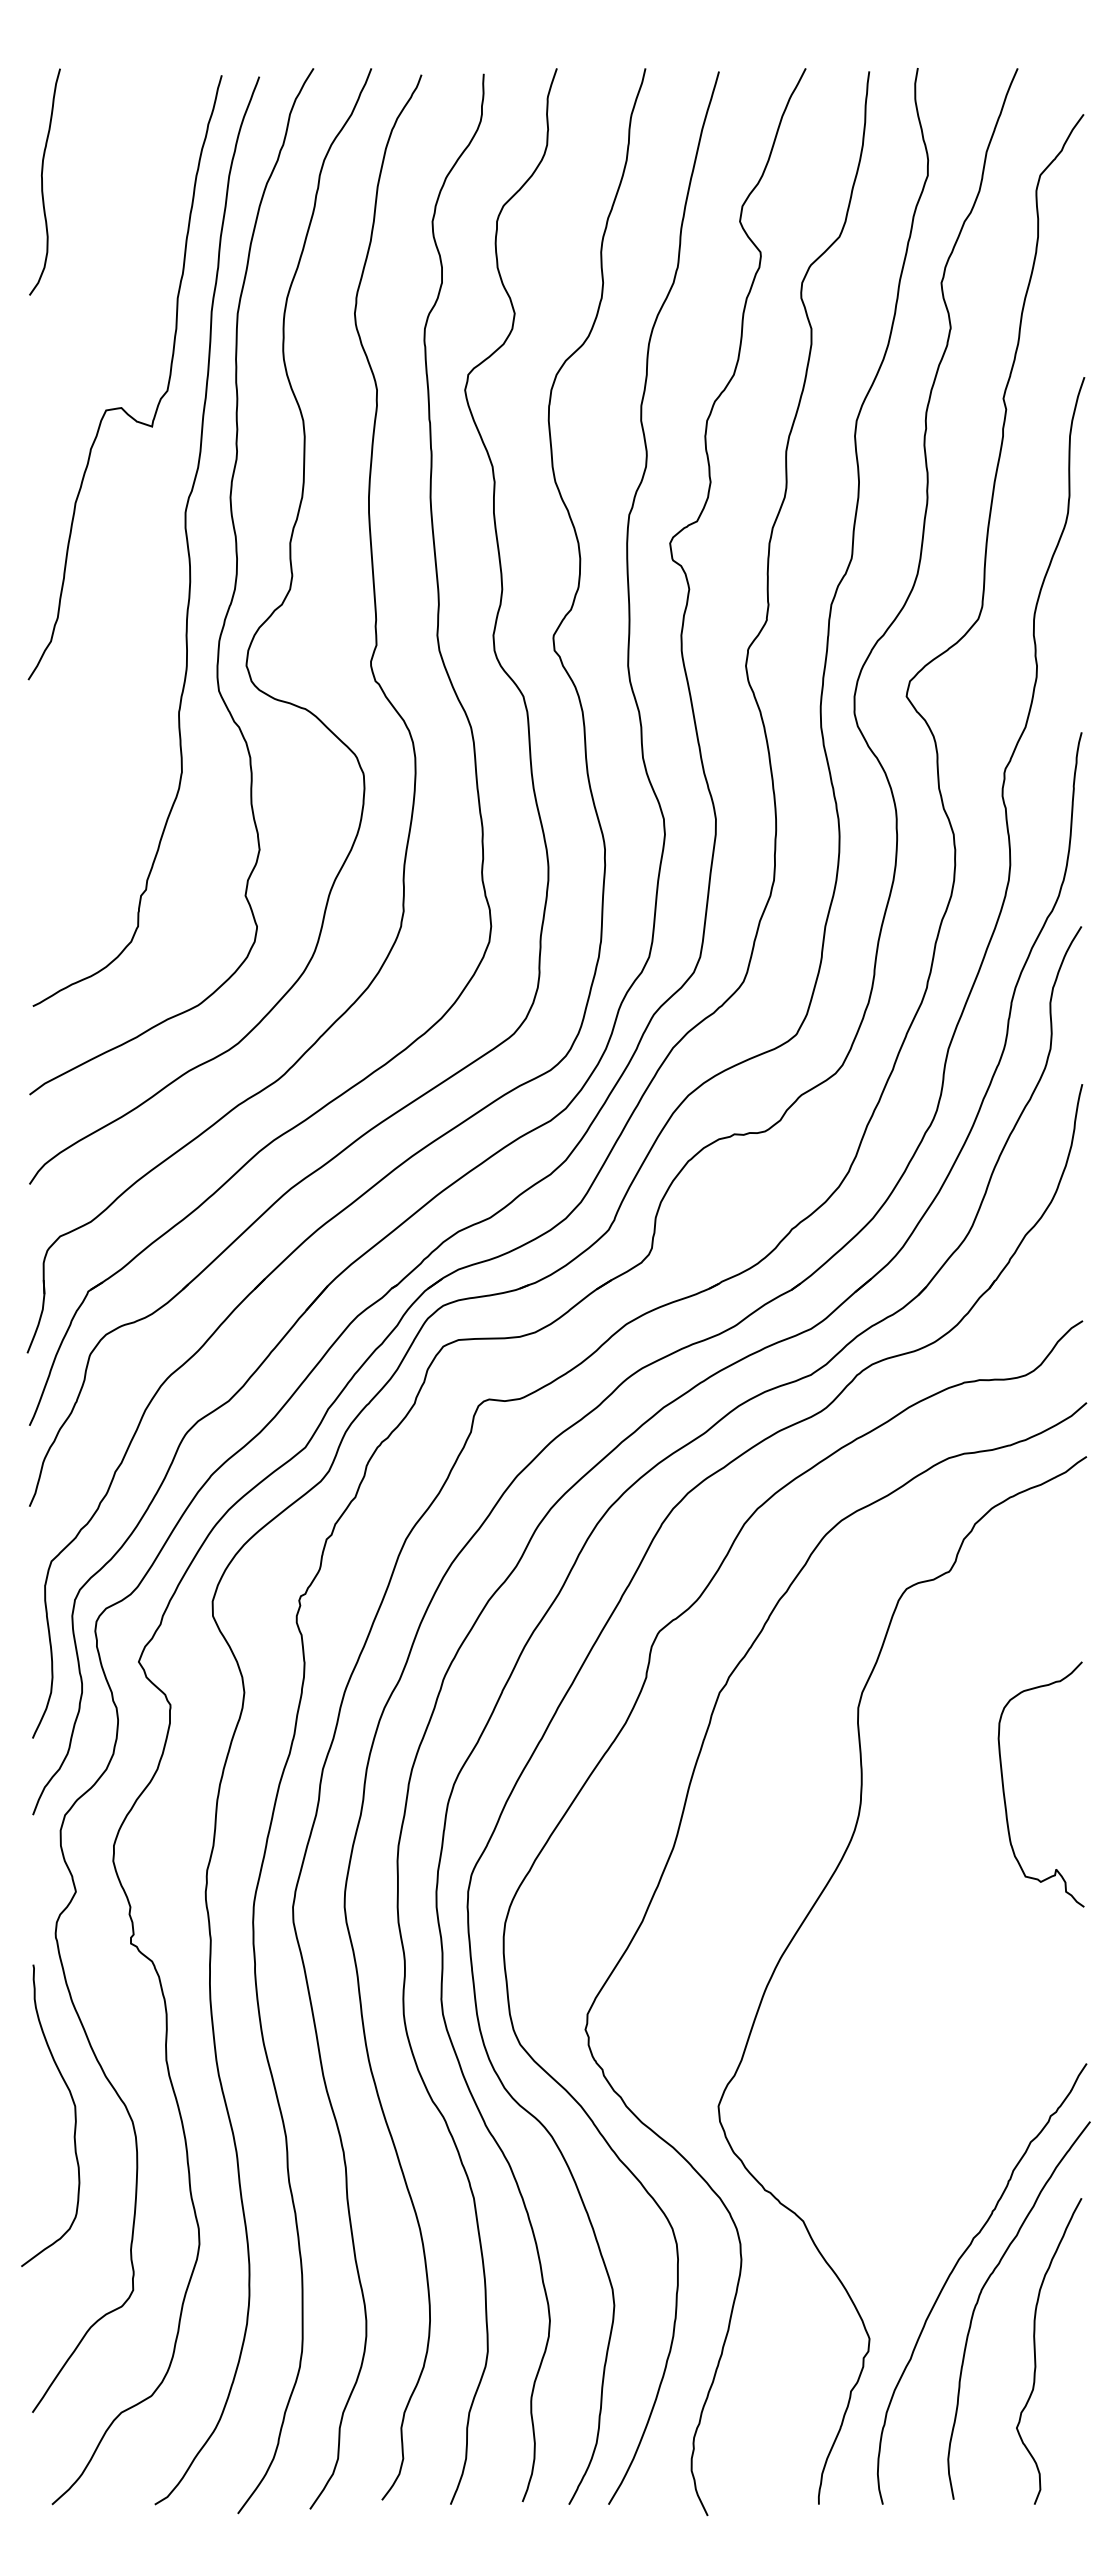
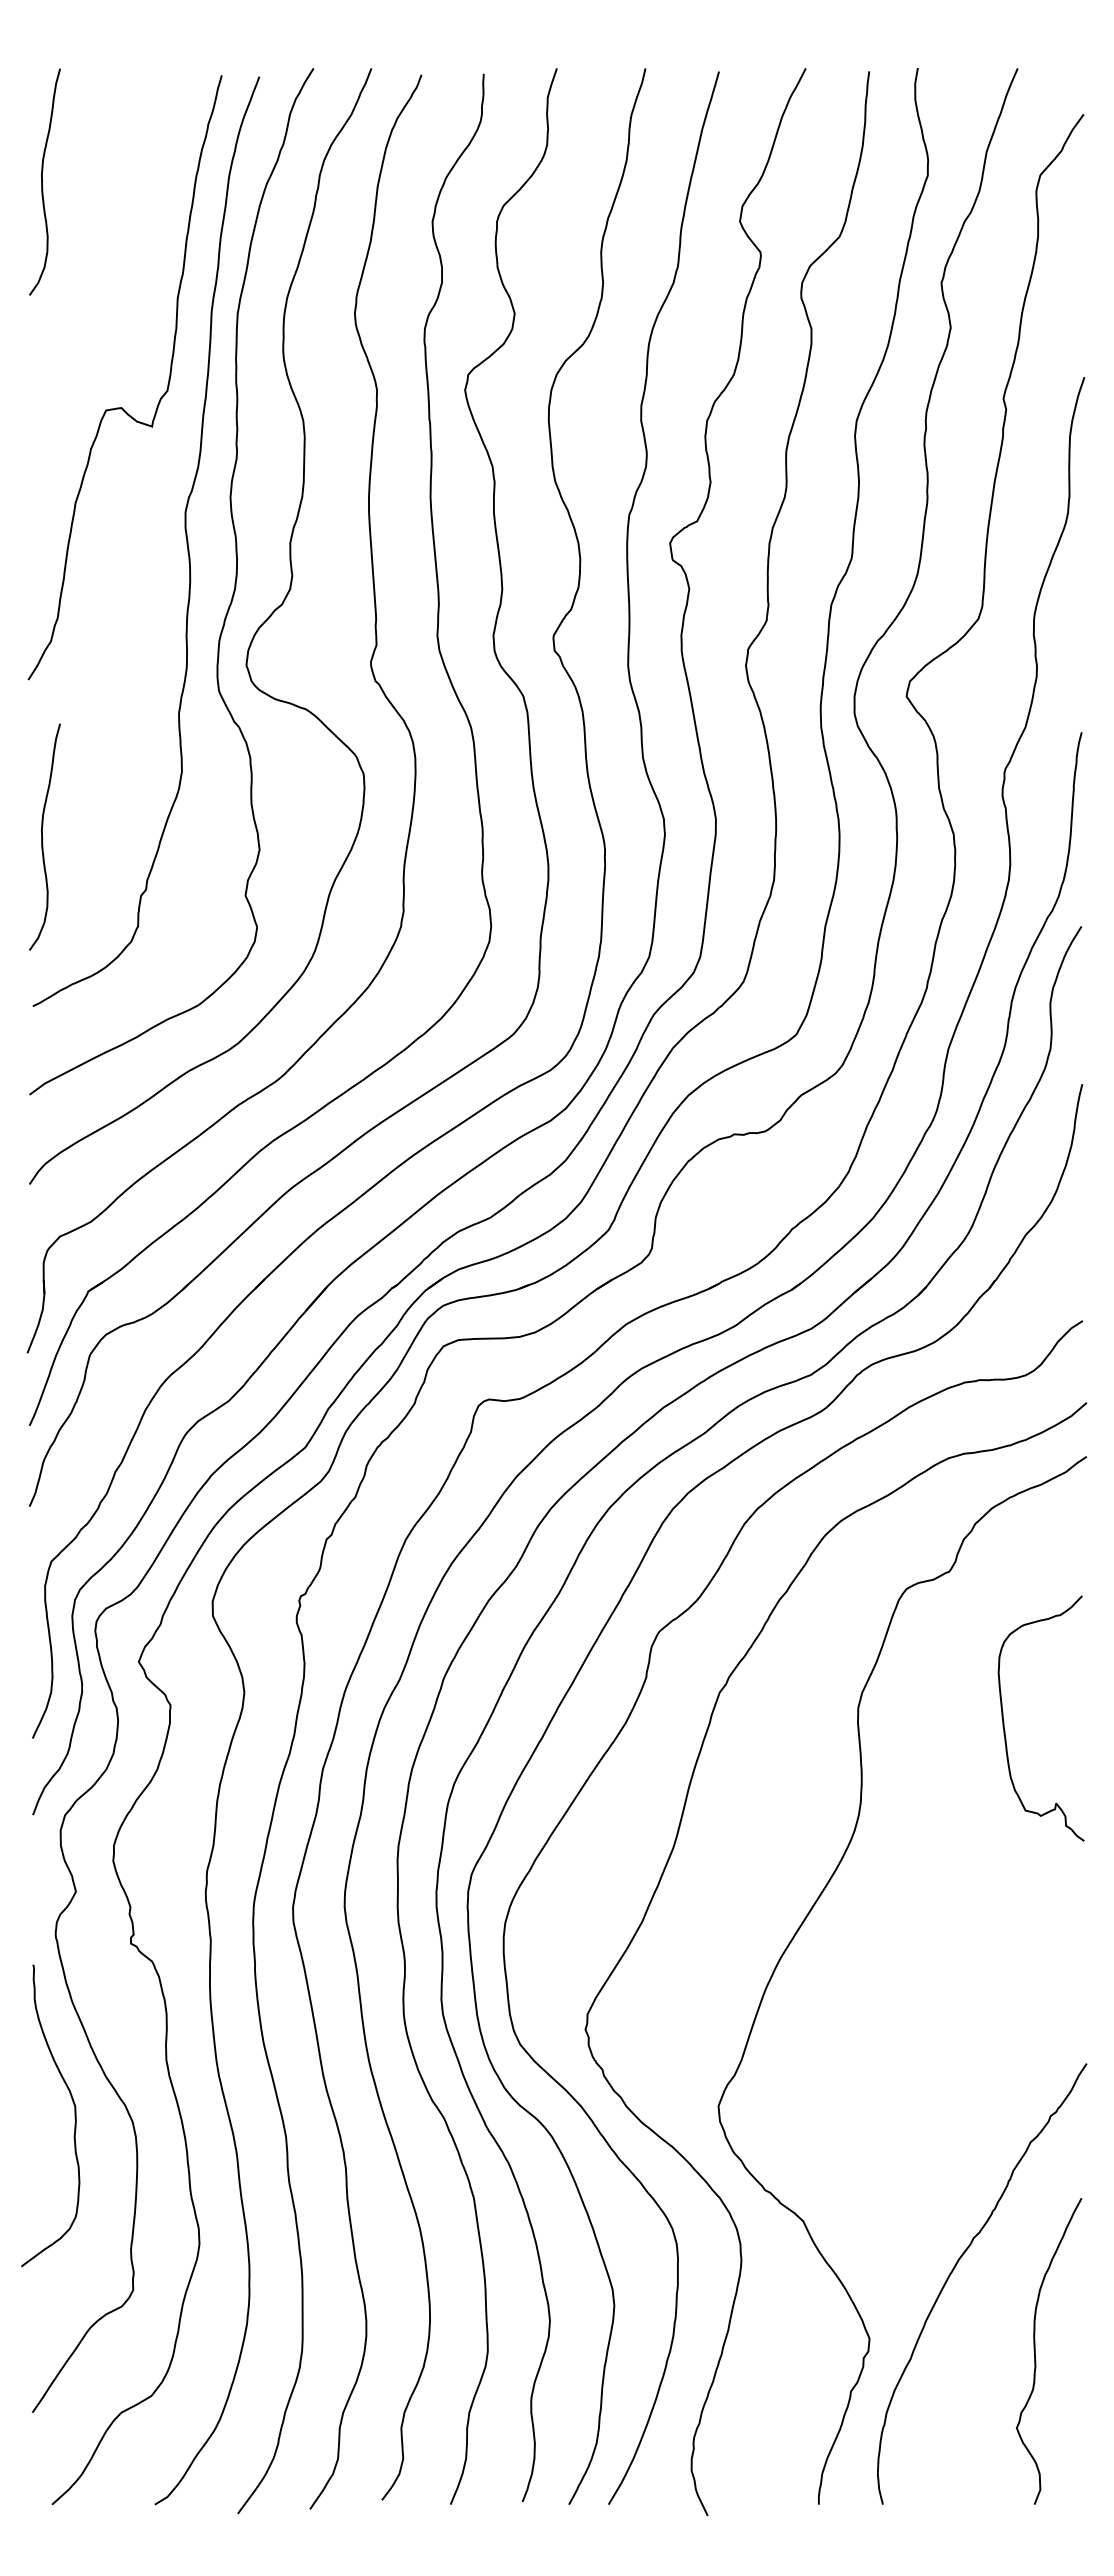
curve: none -> present (42, 836)
curve position: (1004, 1787) -> (1004, 1721) (1004, 1721)
curve: present -> none (980, 2296)
